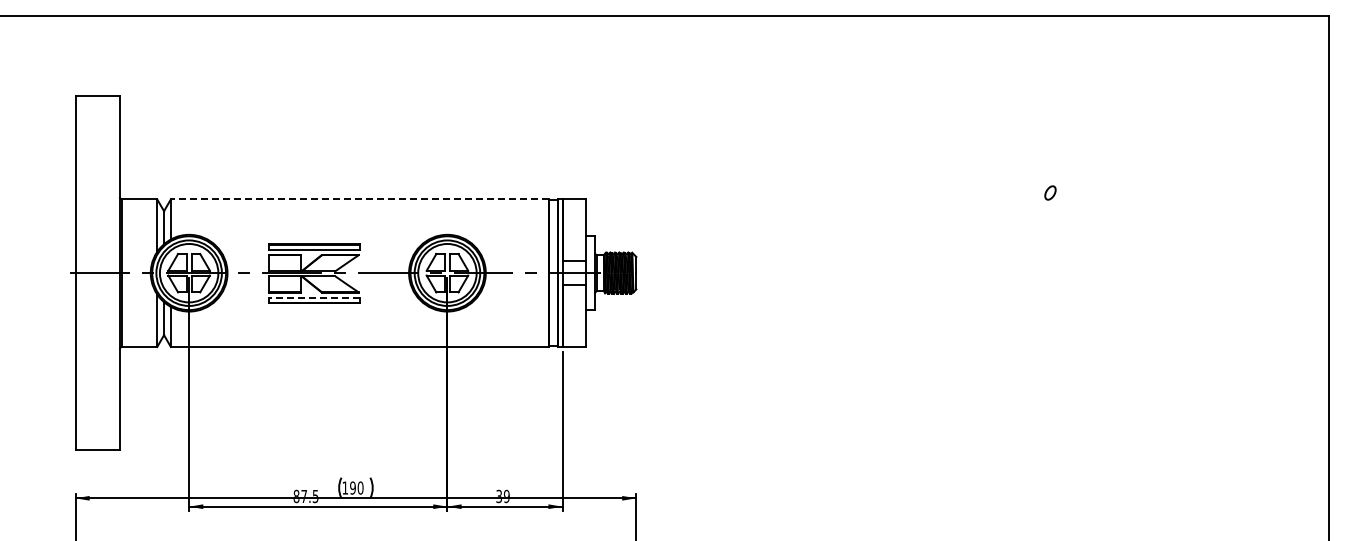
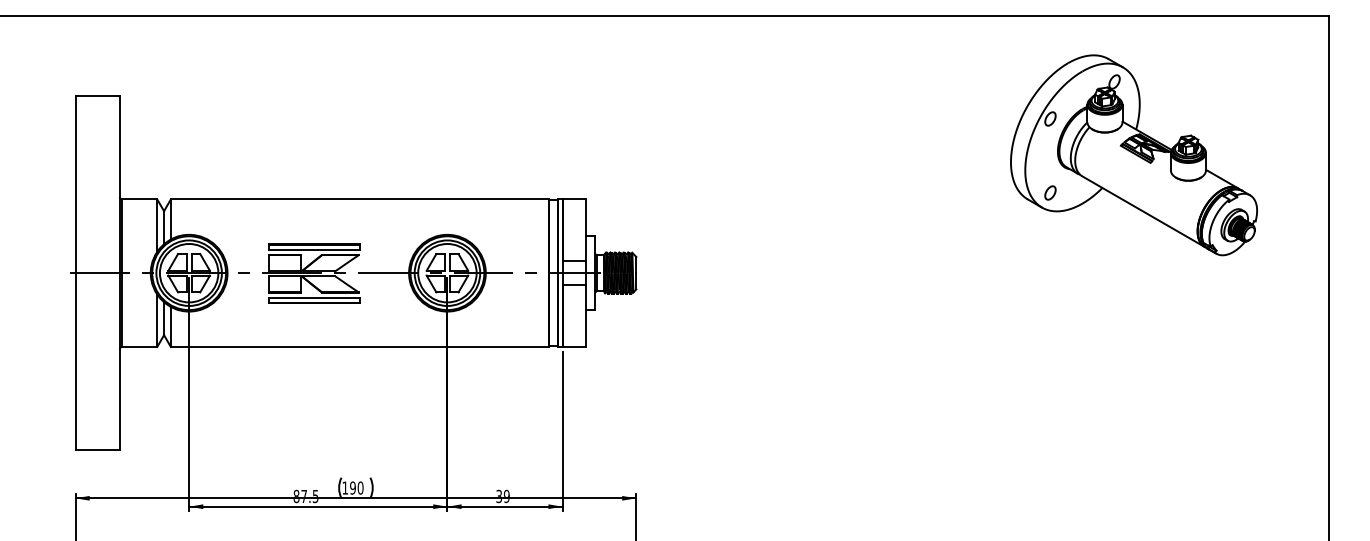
part: none -> present (1133, 155)
line: dashed -> solid (359, 199)
line: dashed -> solid (314, 297)
